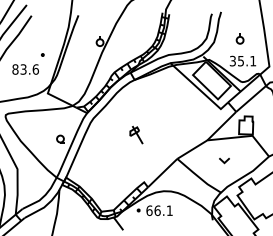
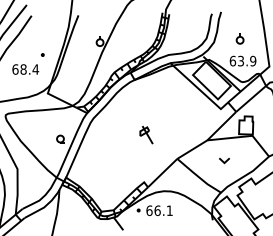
text: 35.1 -> 63.9 (242, 60)
text: 83.6 -> 68.4 (25, 69)
part position: (136, 134) -> (146, 134) (146, 134)
